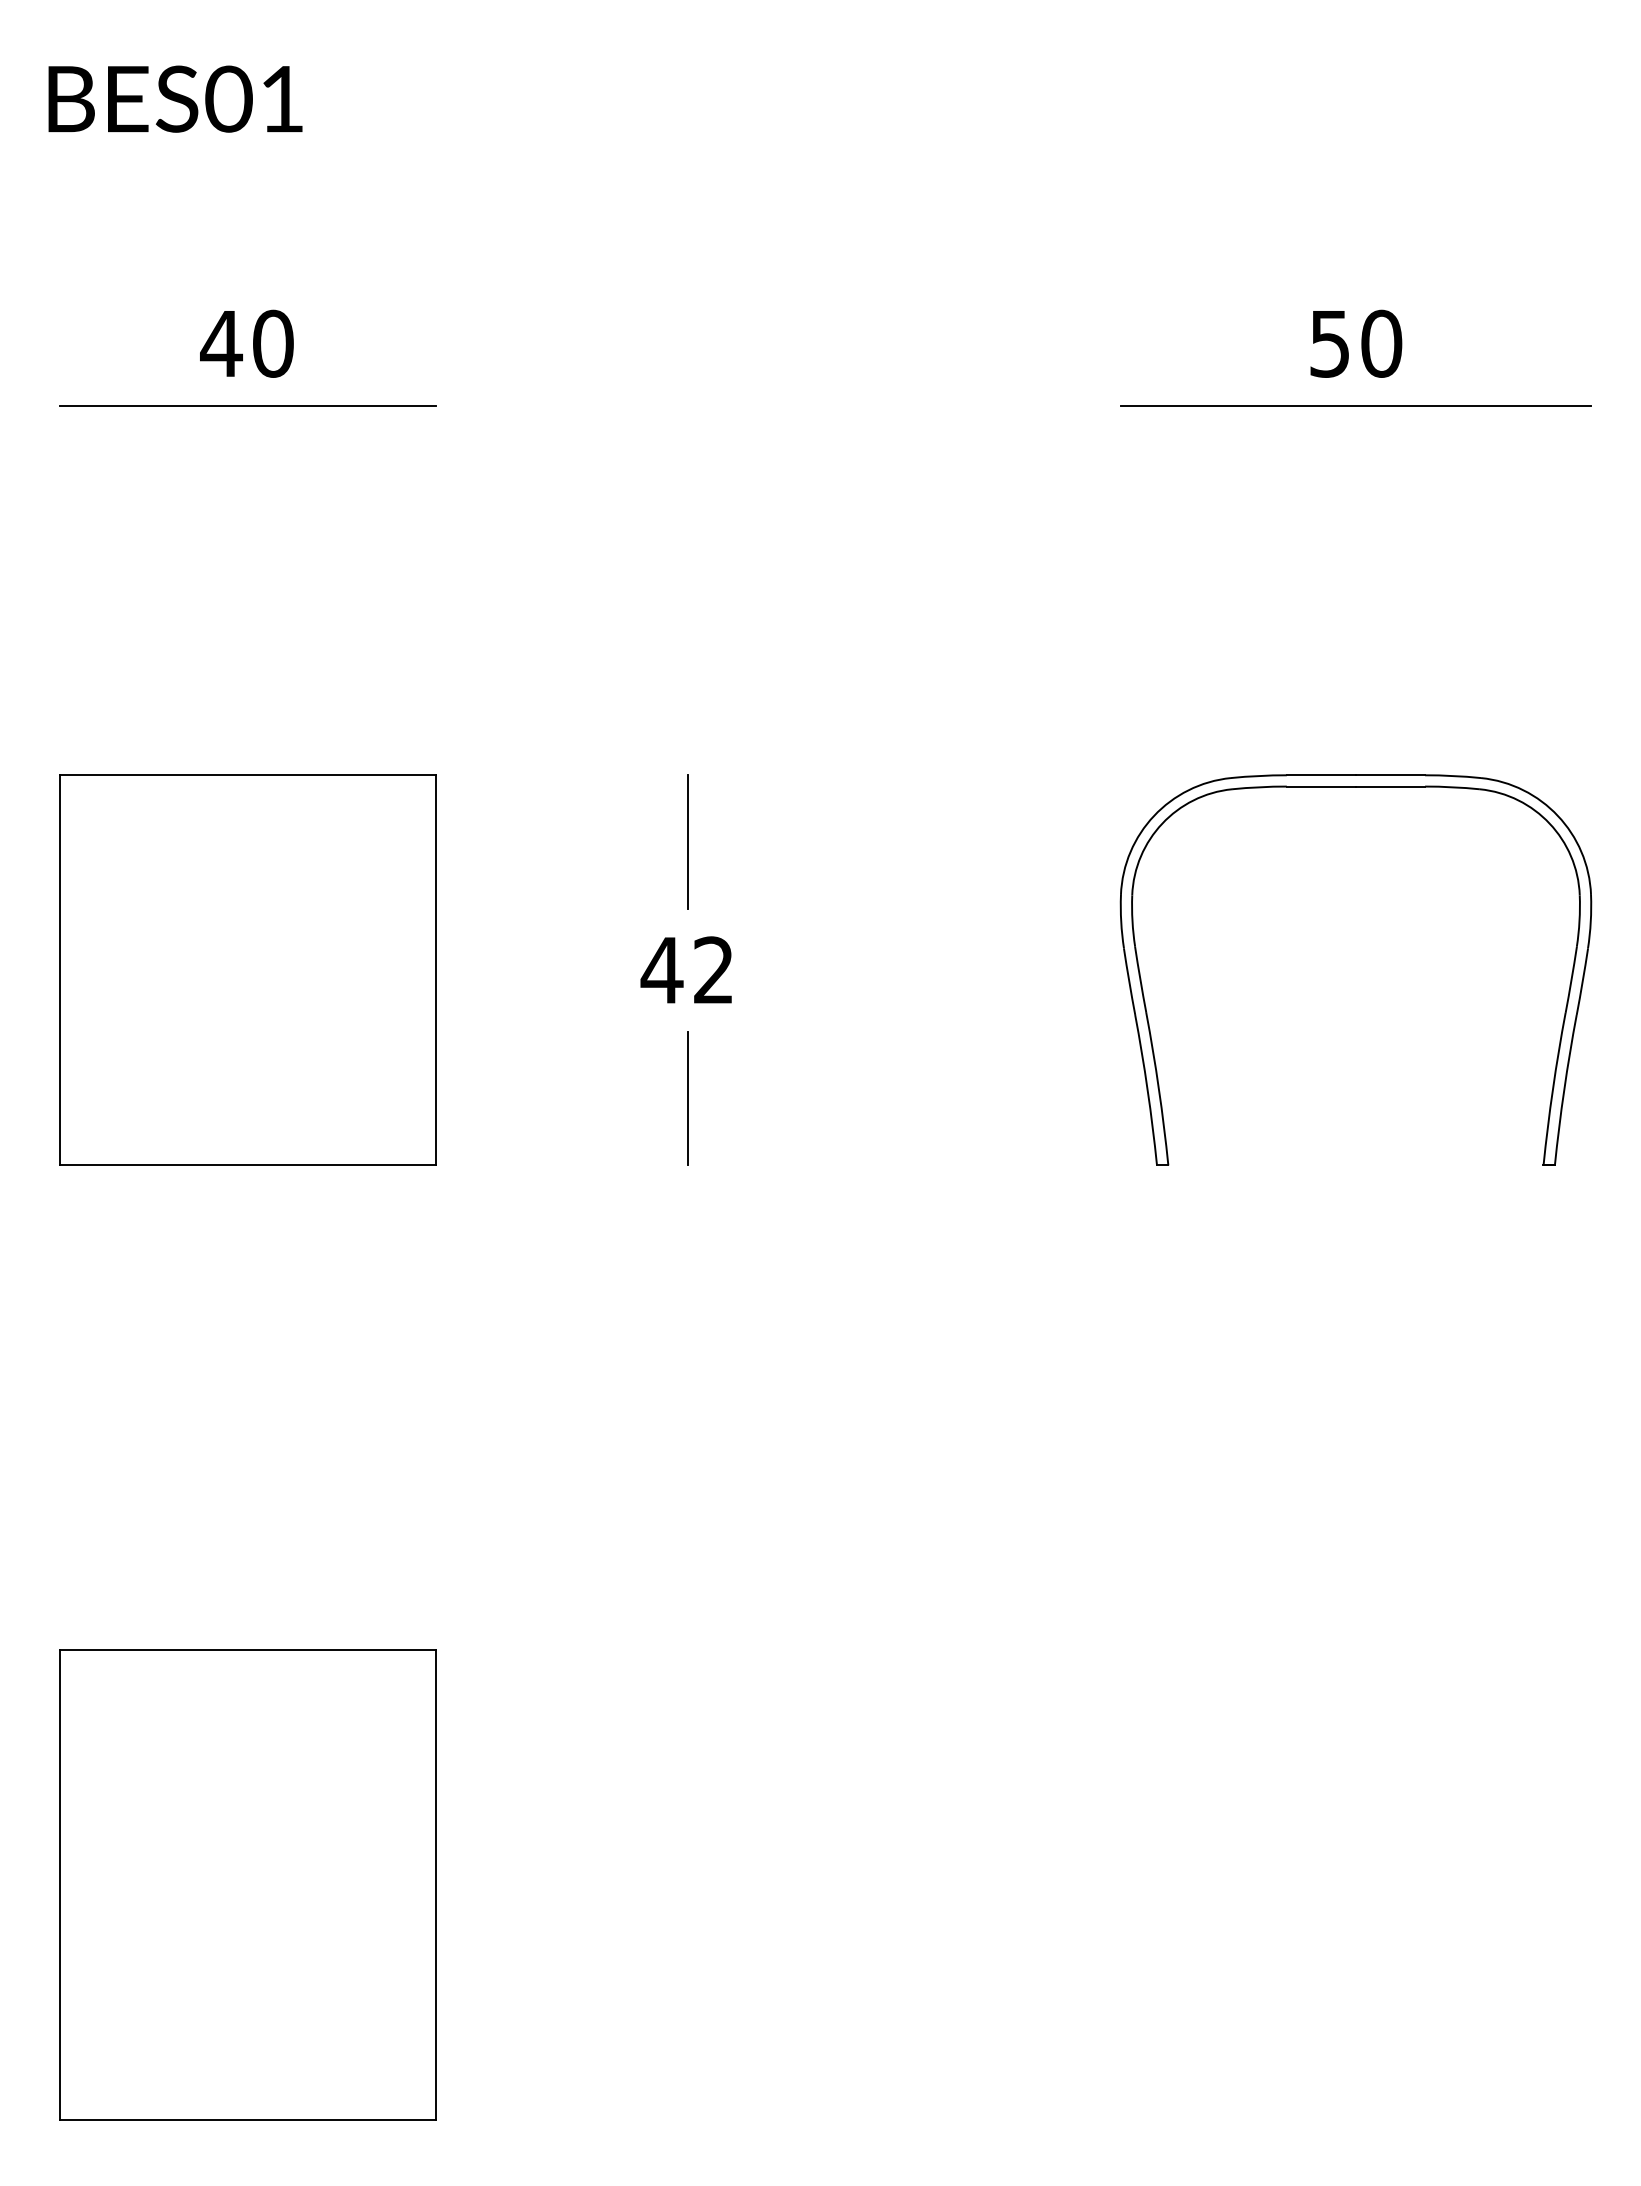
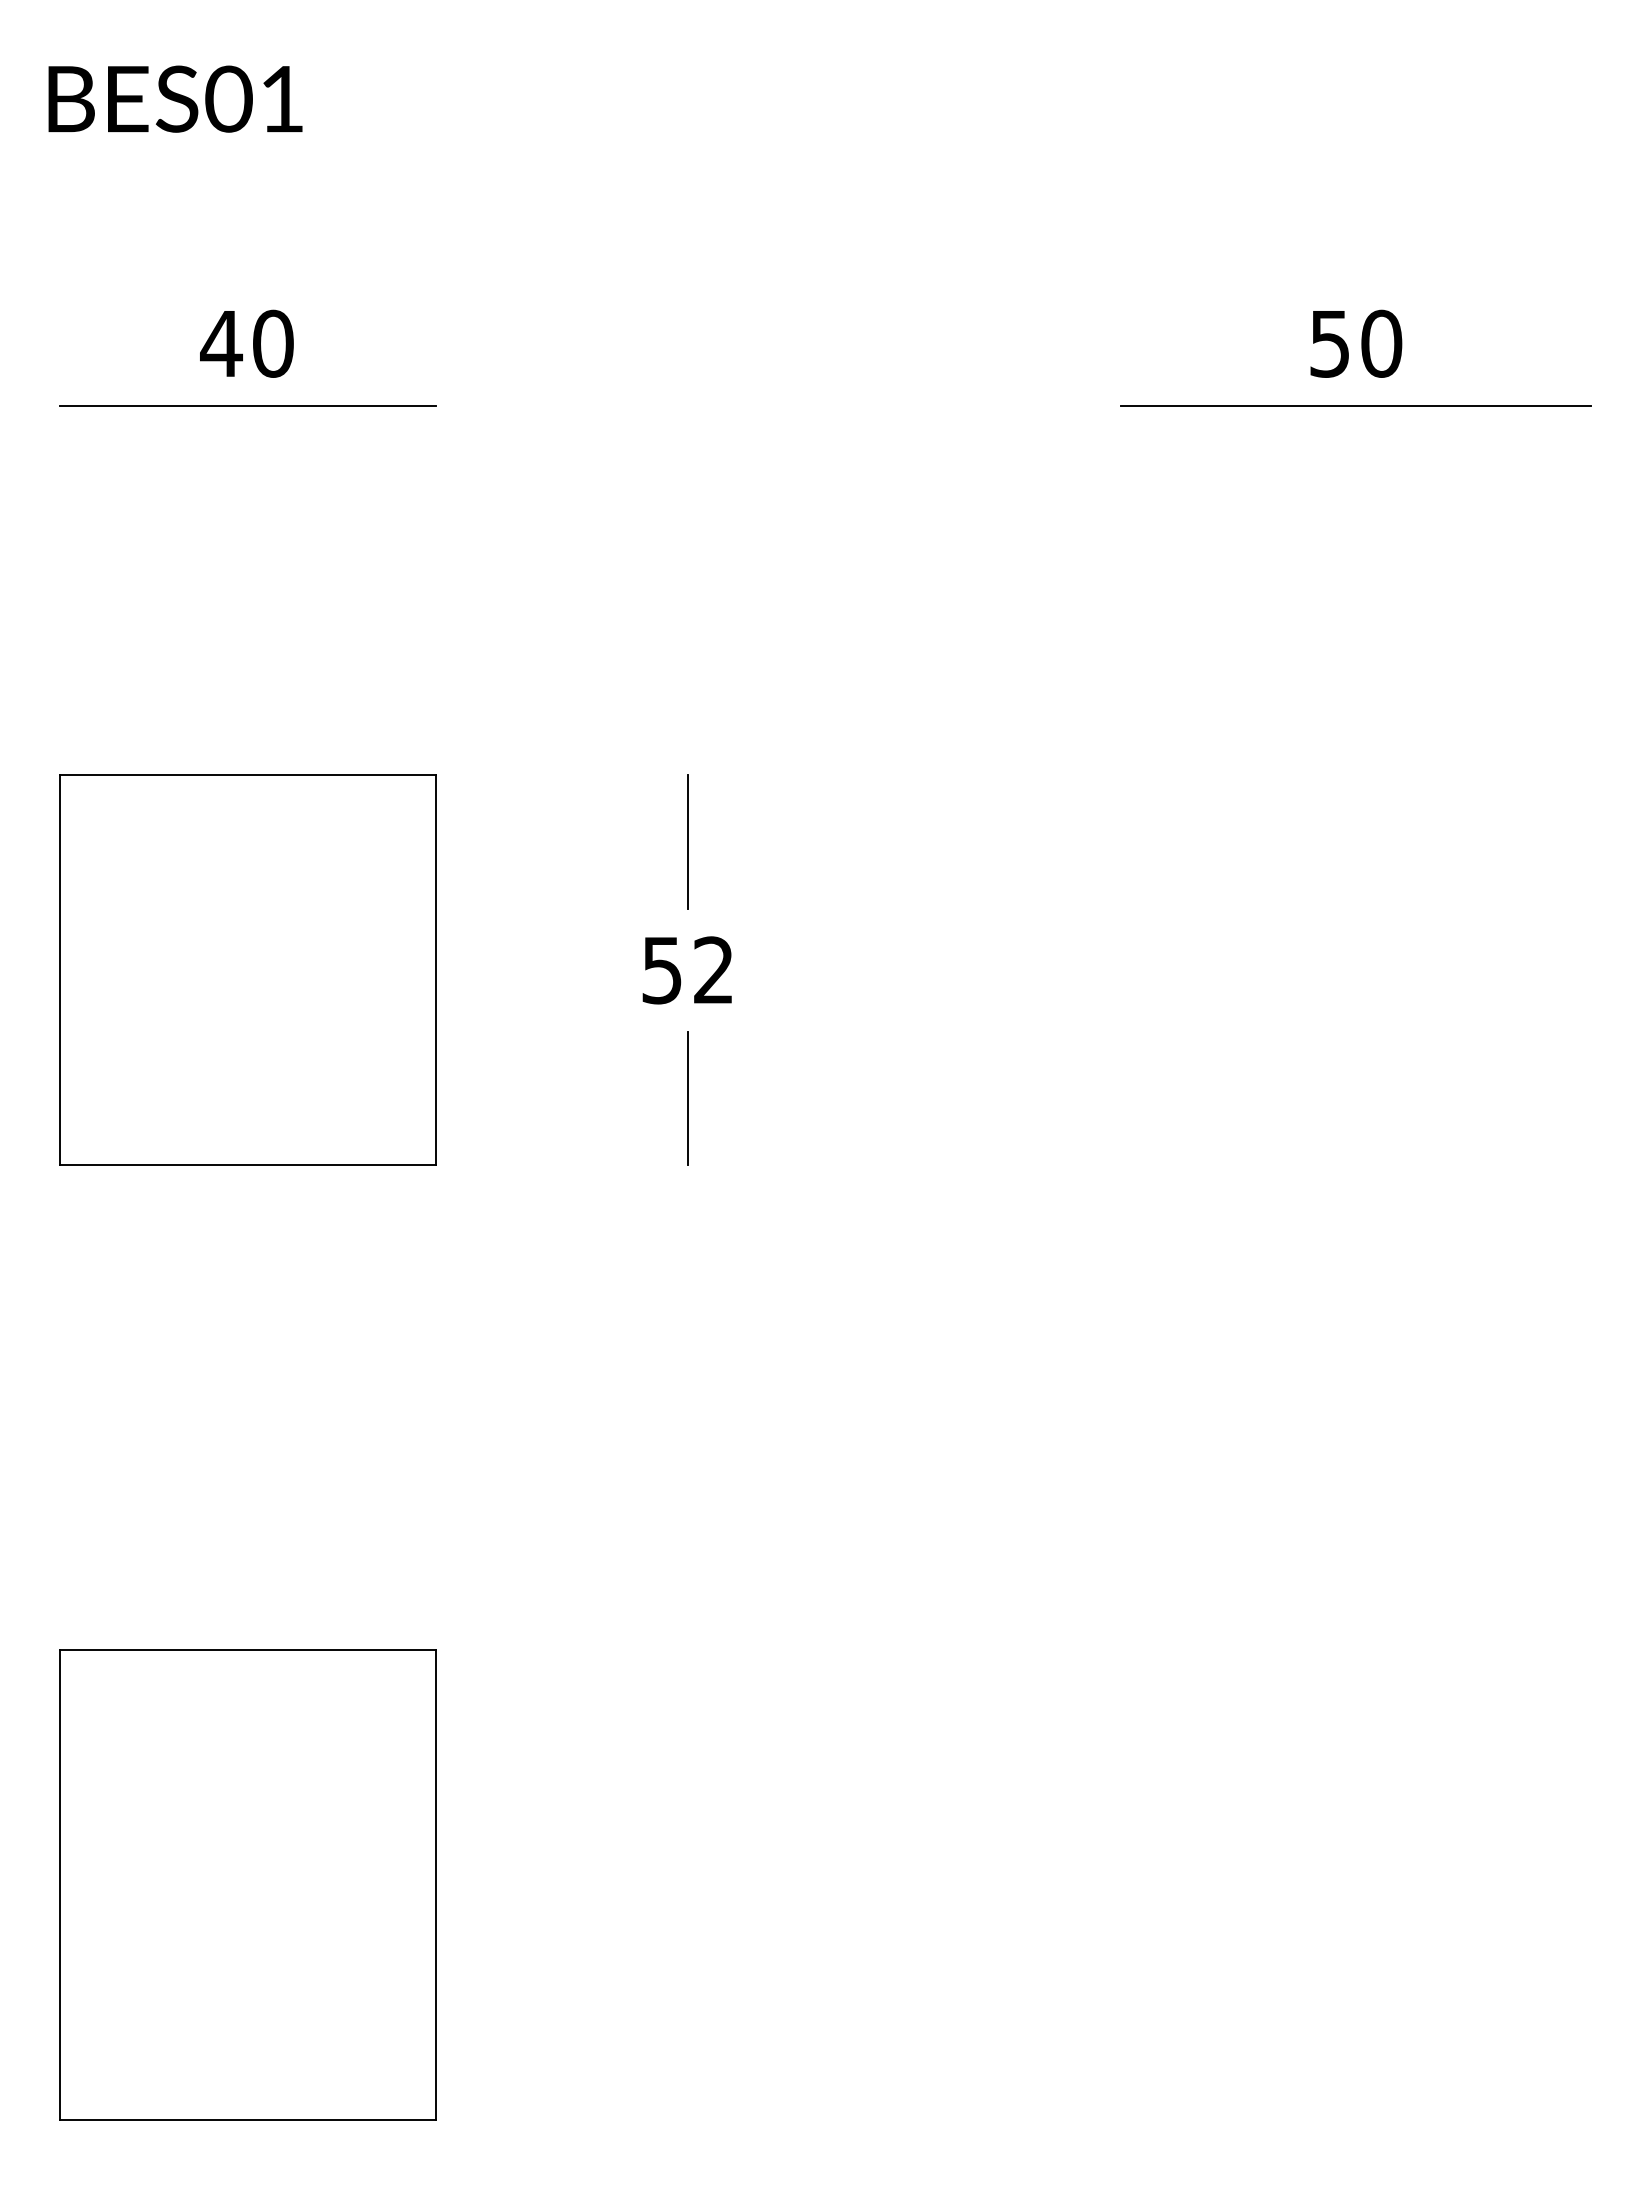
part: present -> none (1355, 787)
text: 42 -> 52 (661, 970)
